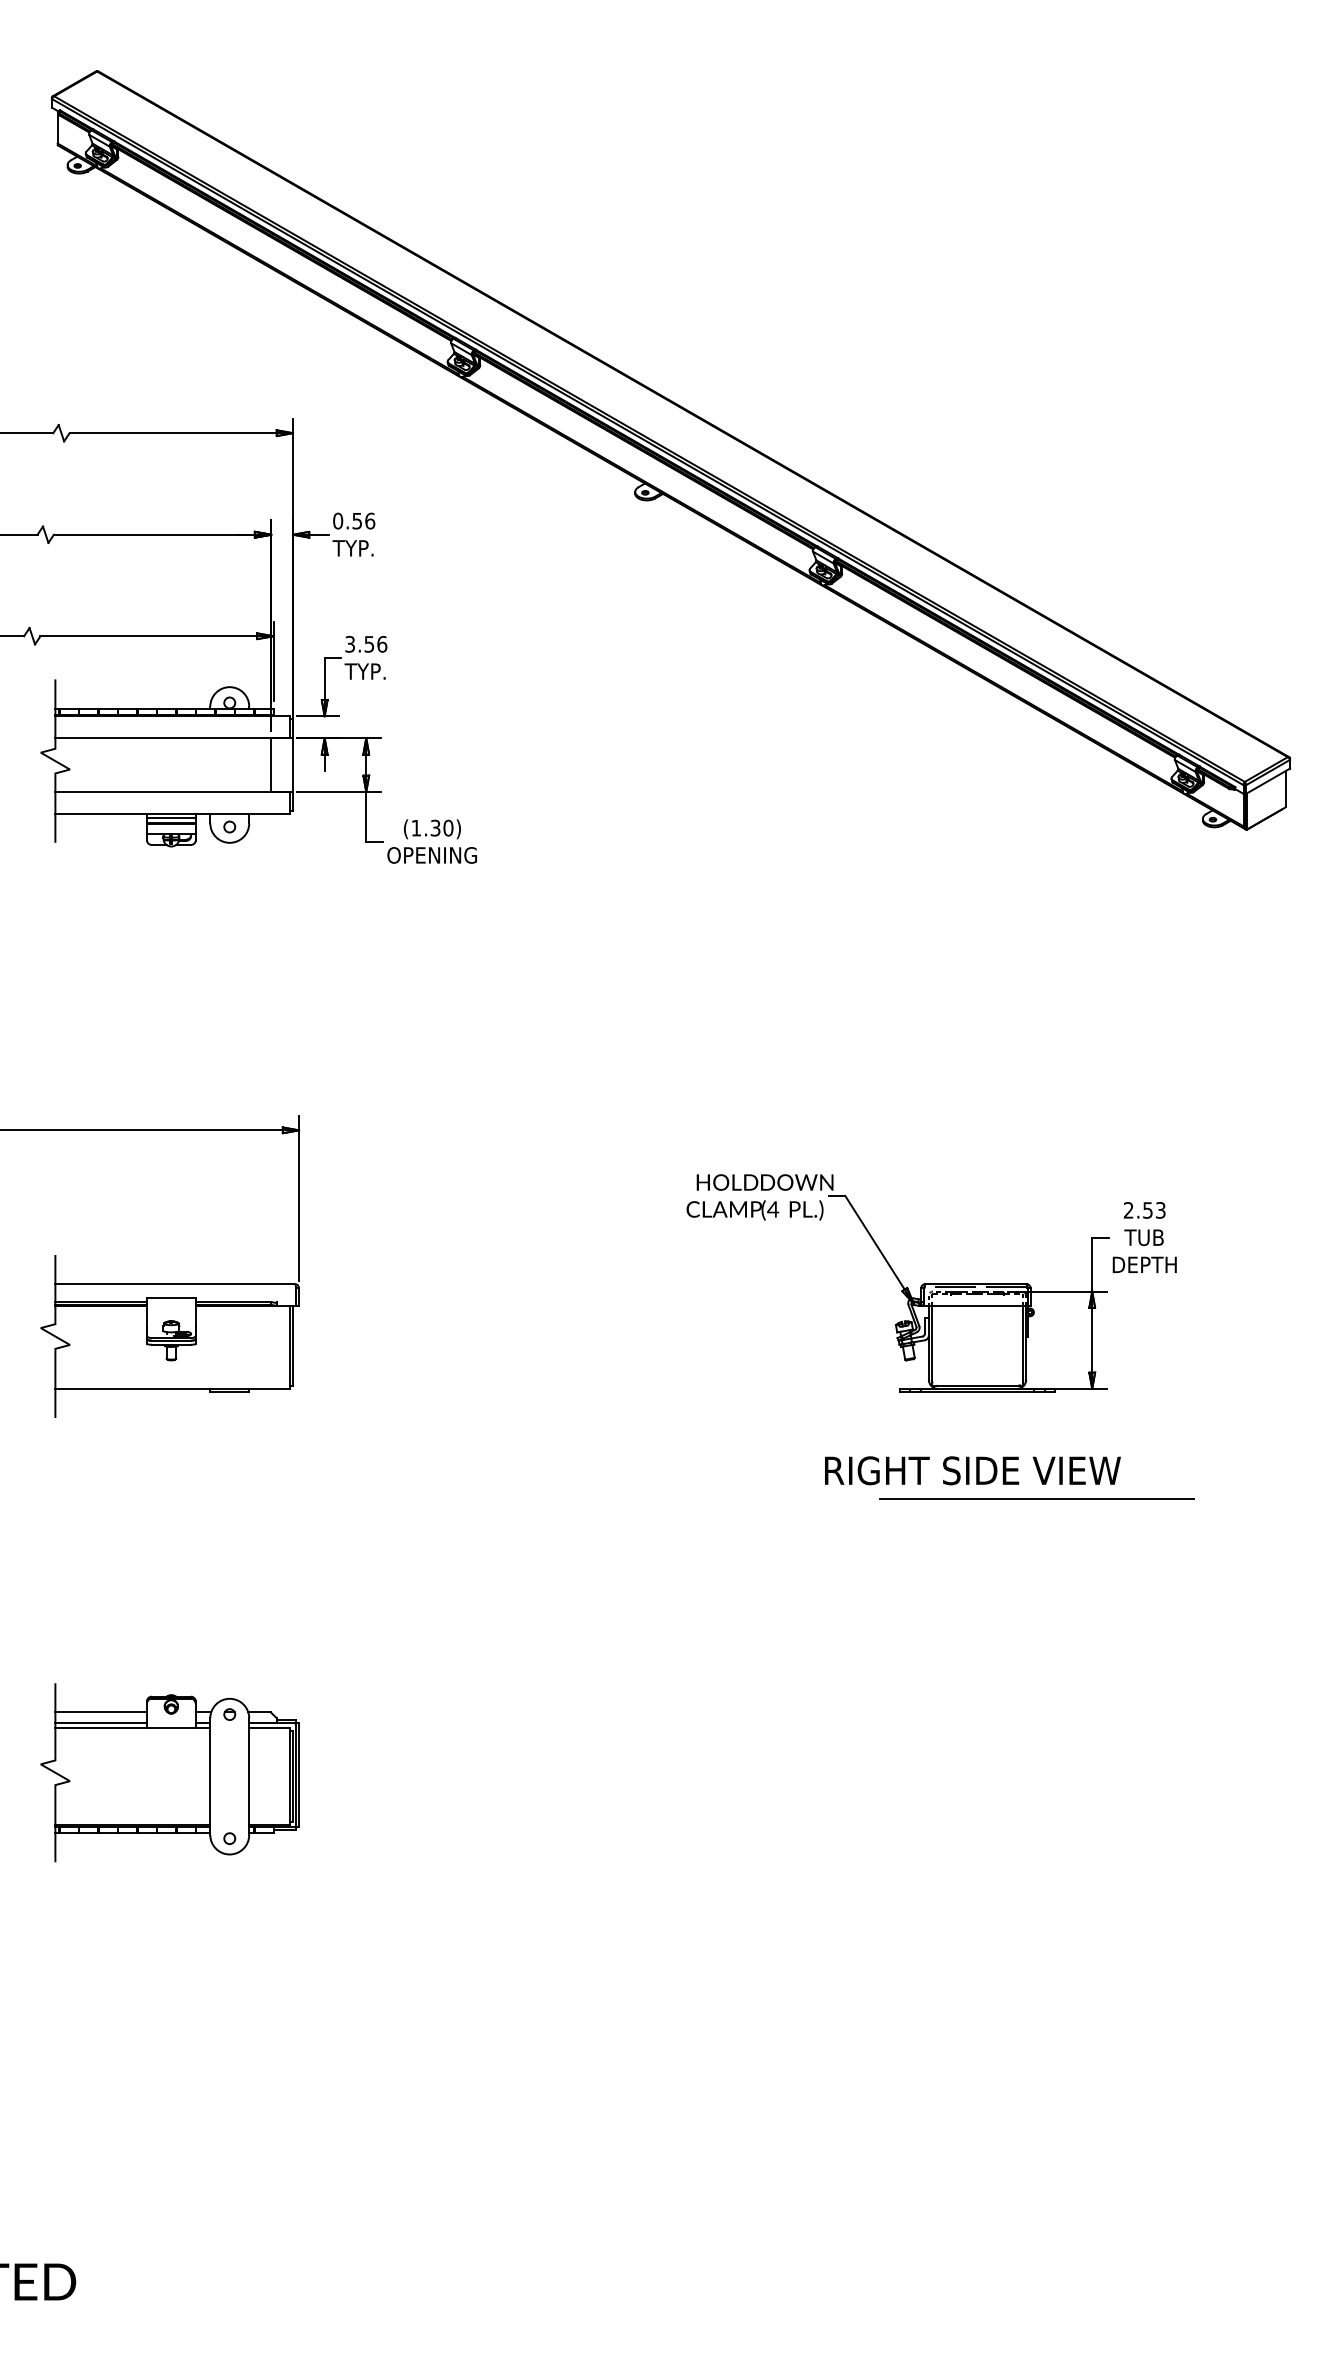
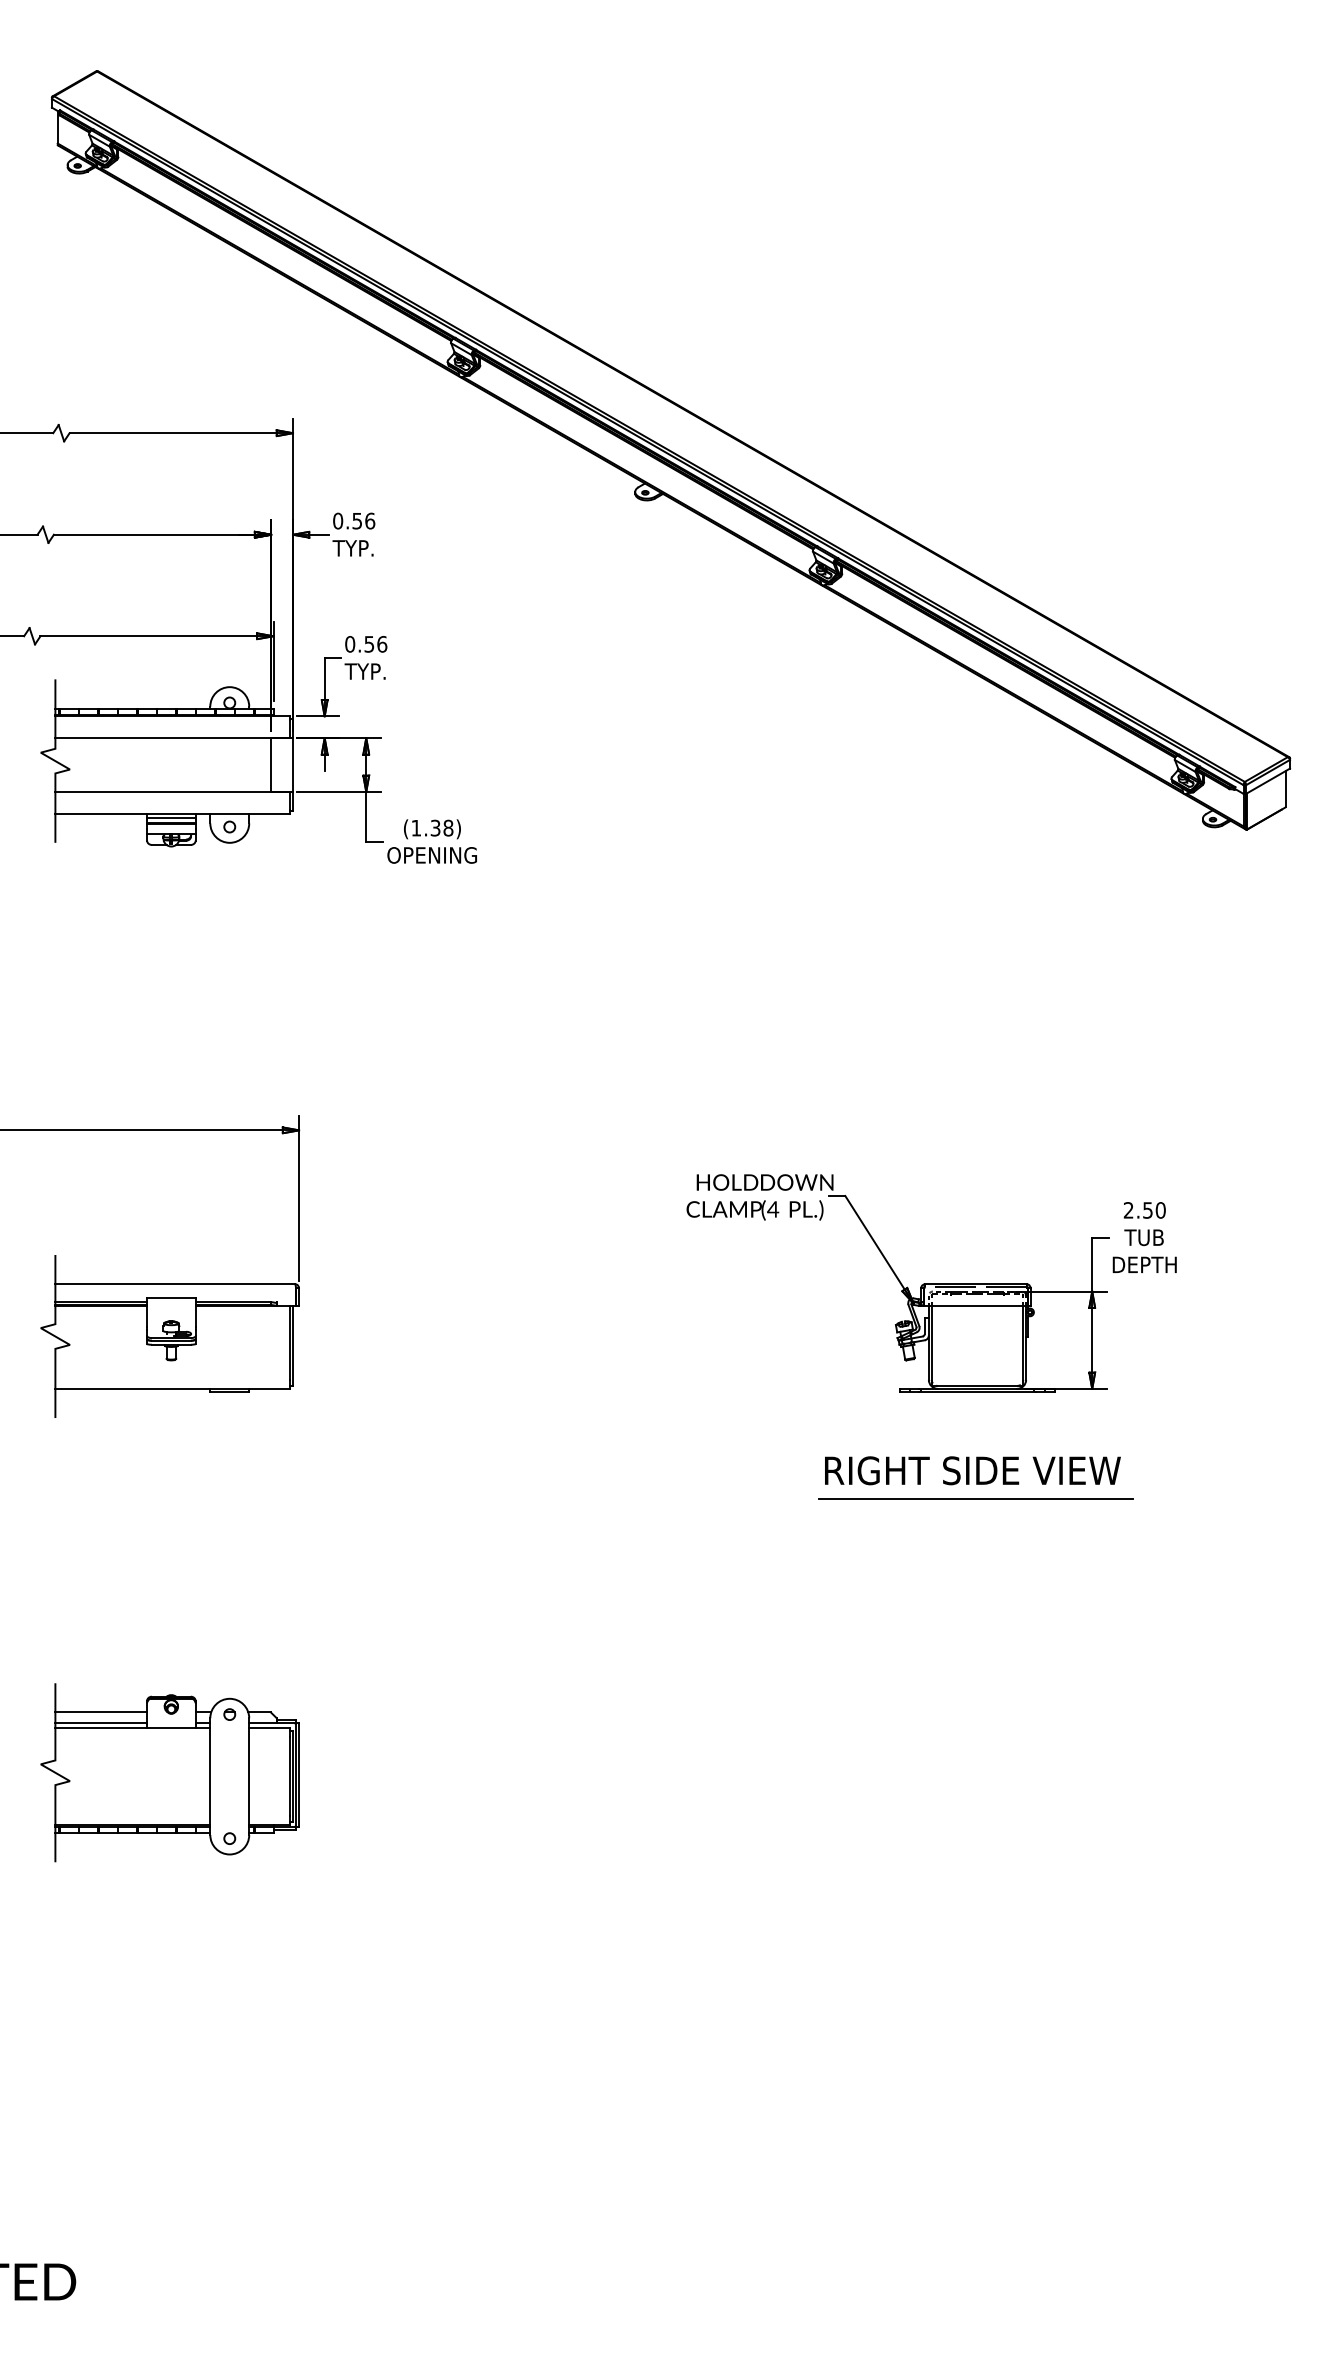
text: 3.56 -> 0.56 (350, 644)
text: (1.30) -> (1.38) (448, 828)
text: 2.53 -> 2.50 (1160, 1210)
line position: (1036, 1498) -> (975, 1498) (975, 1498)
